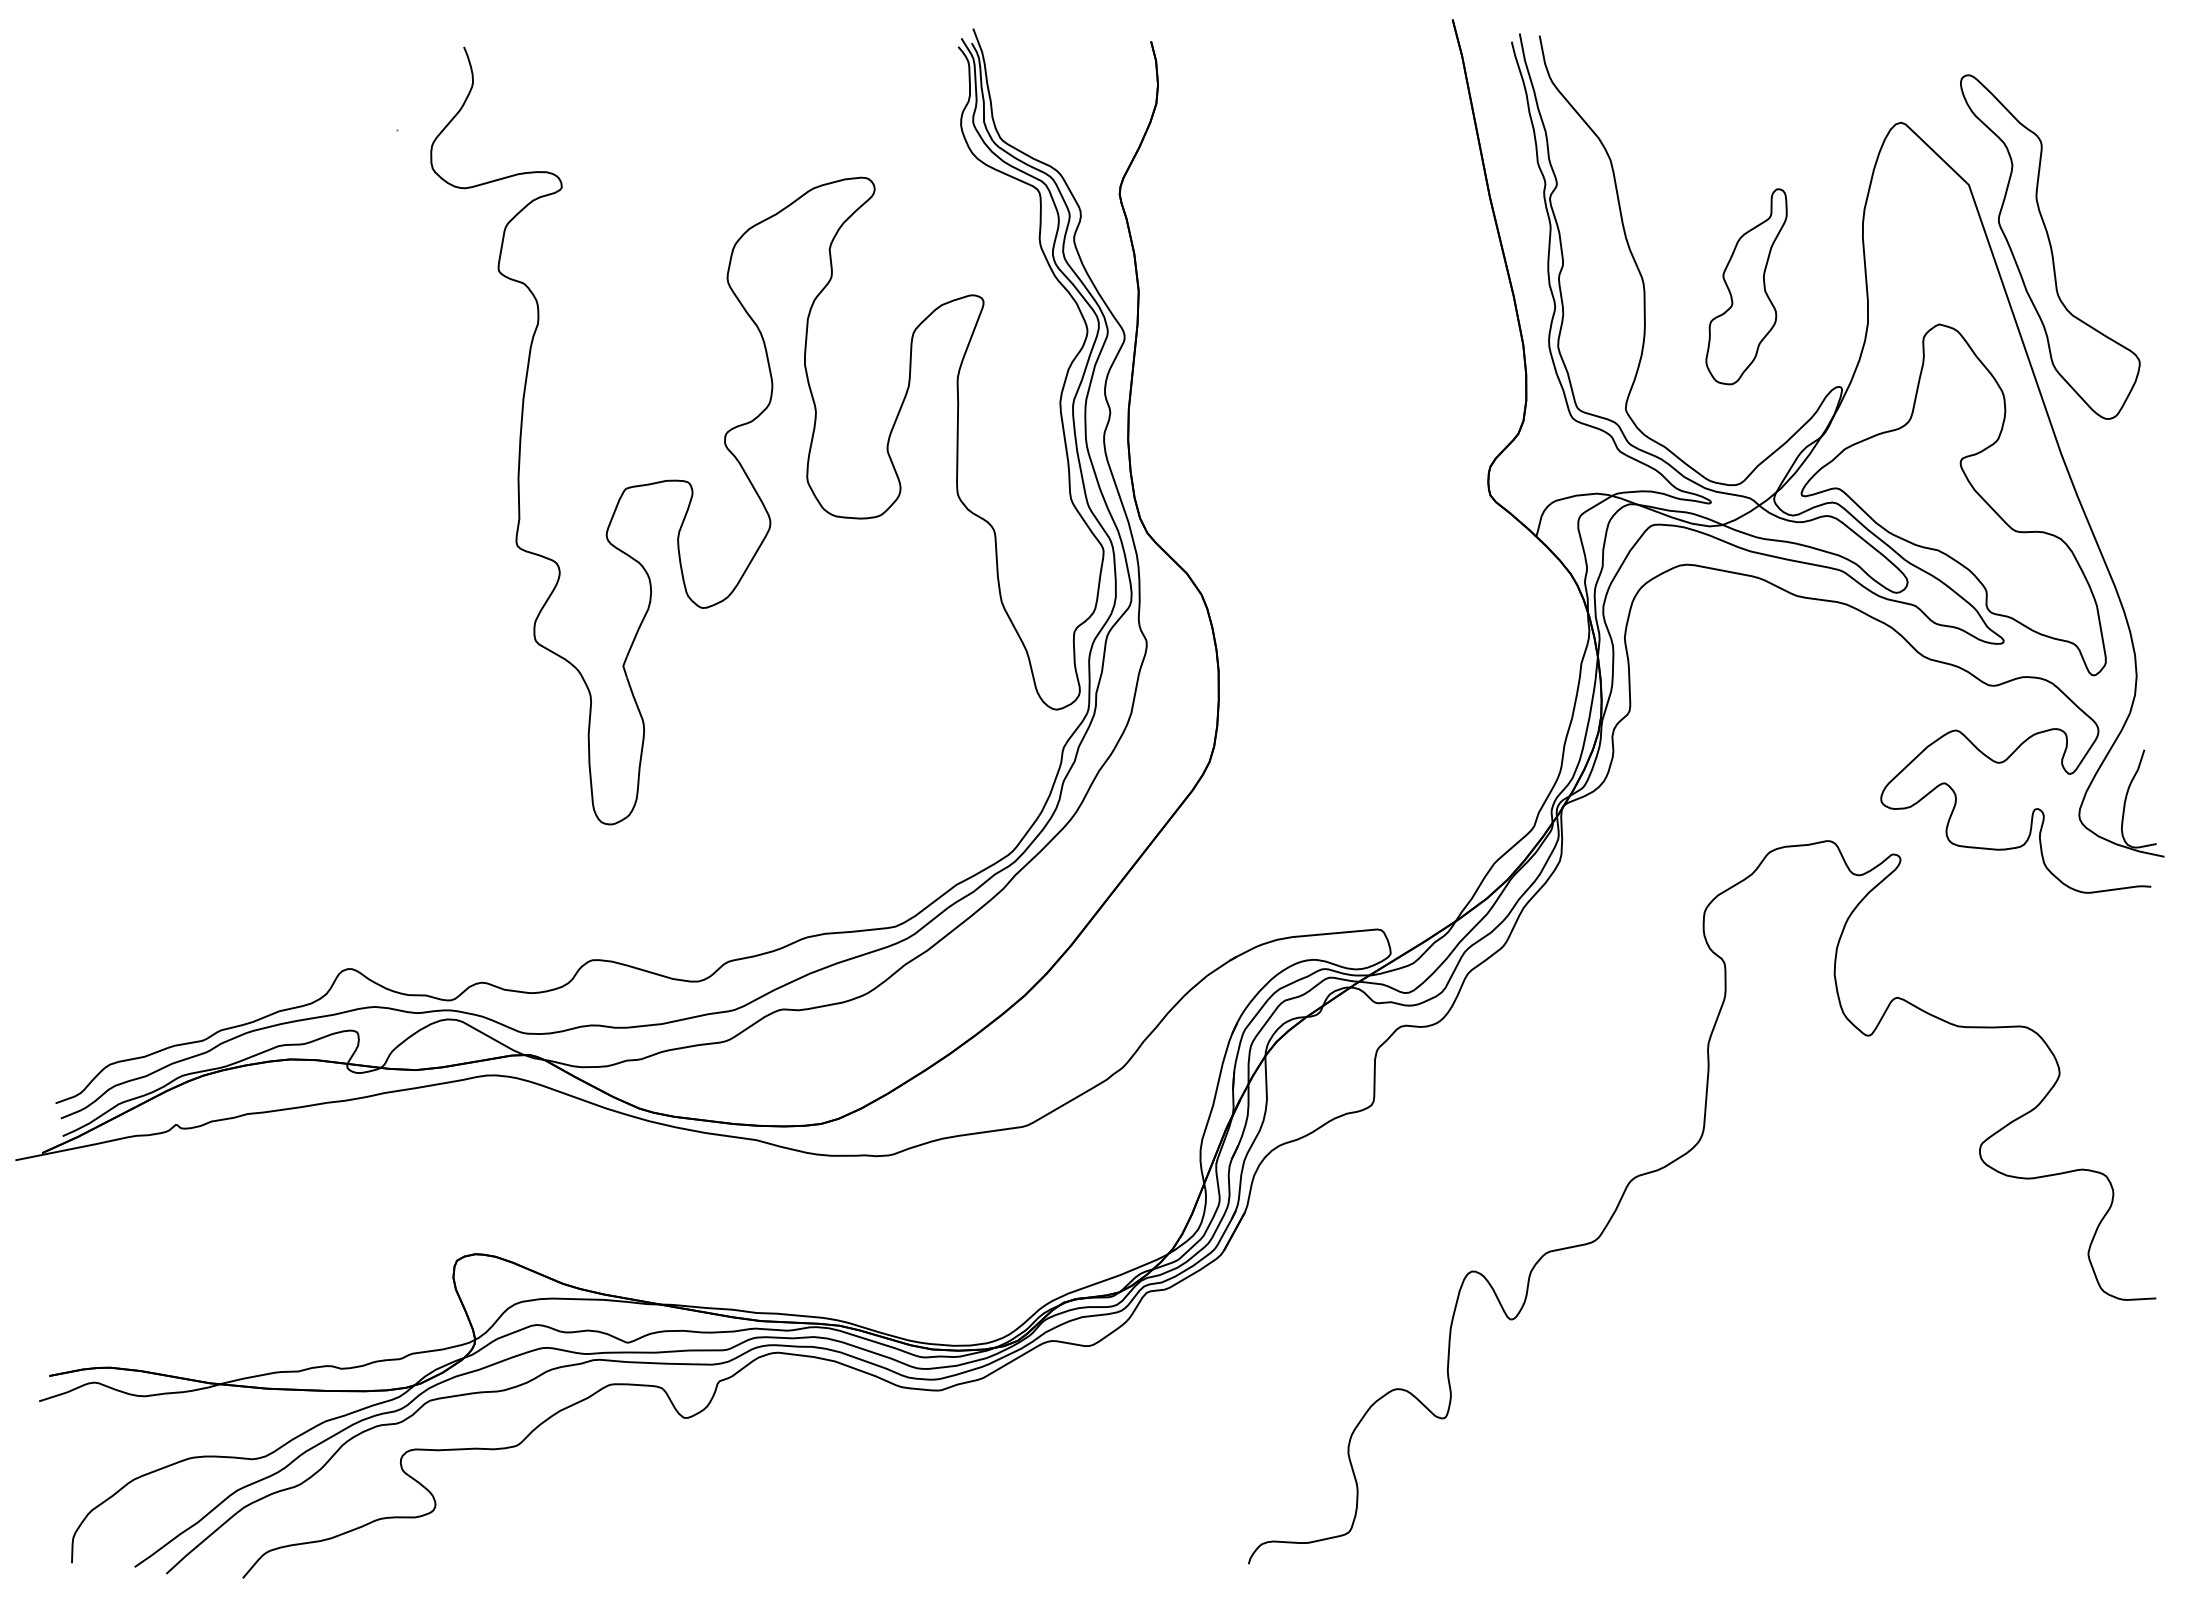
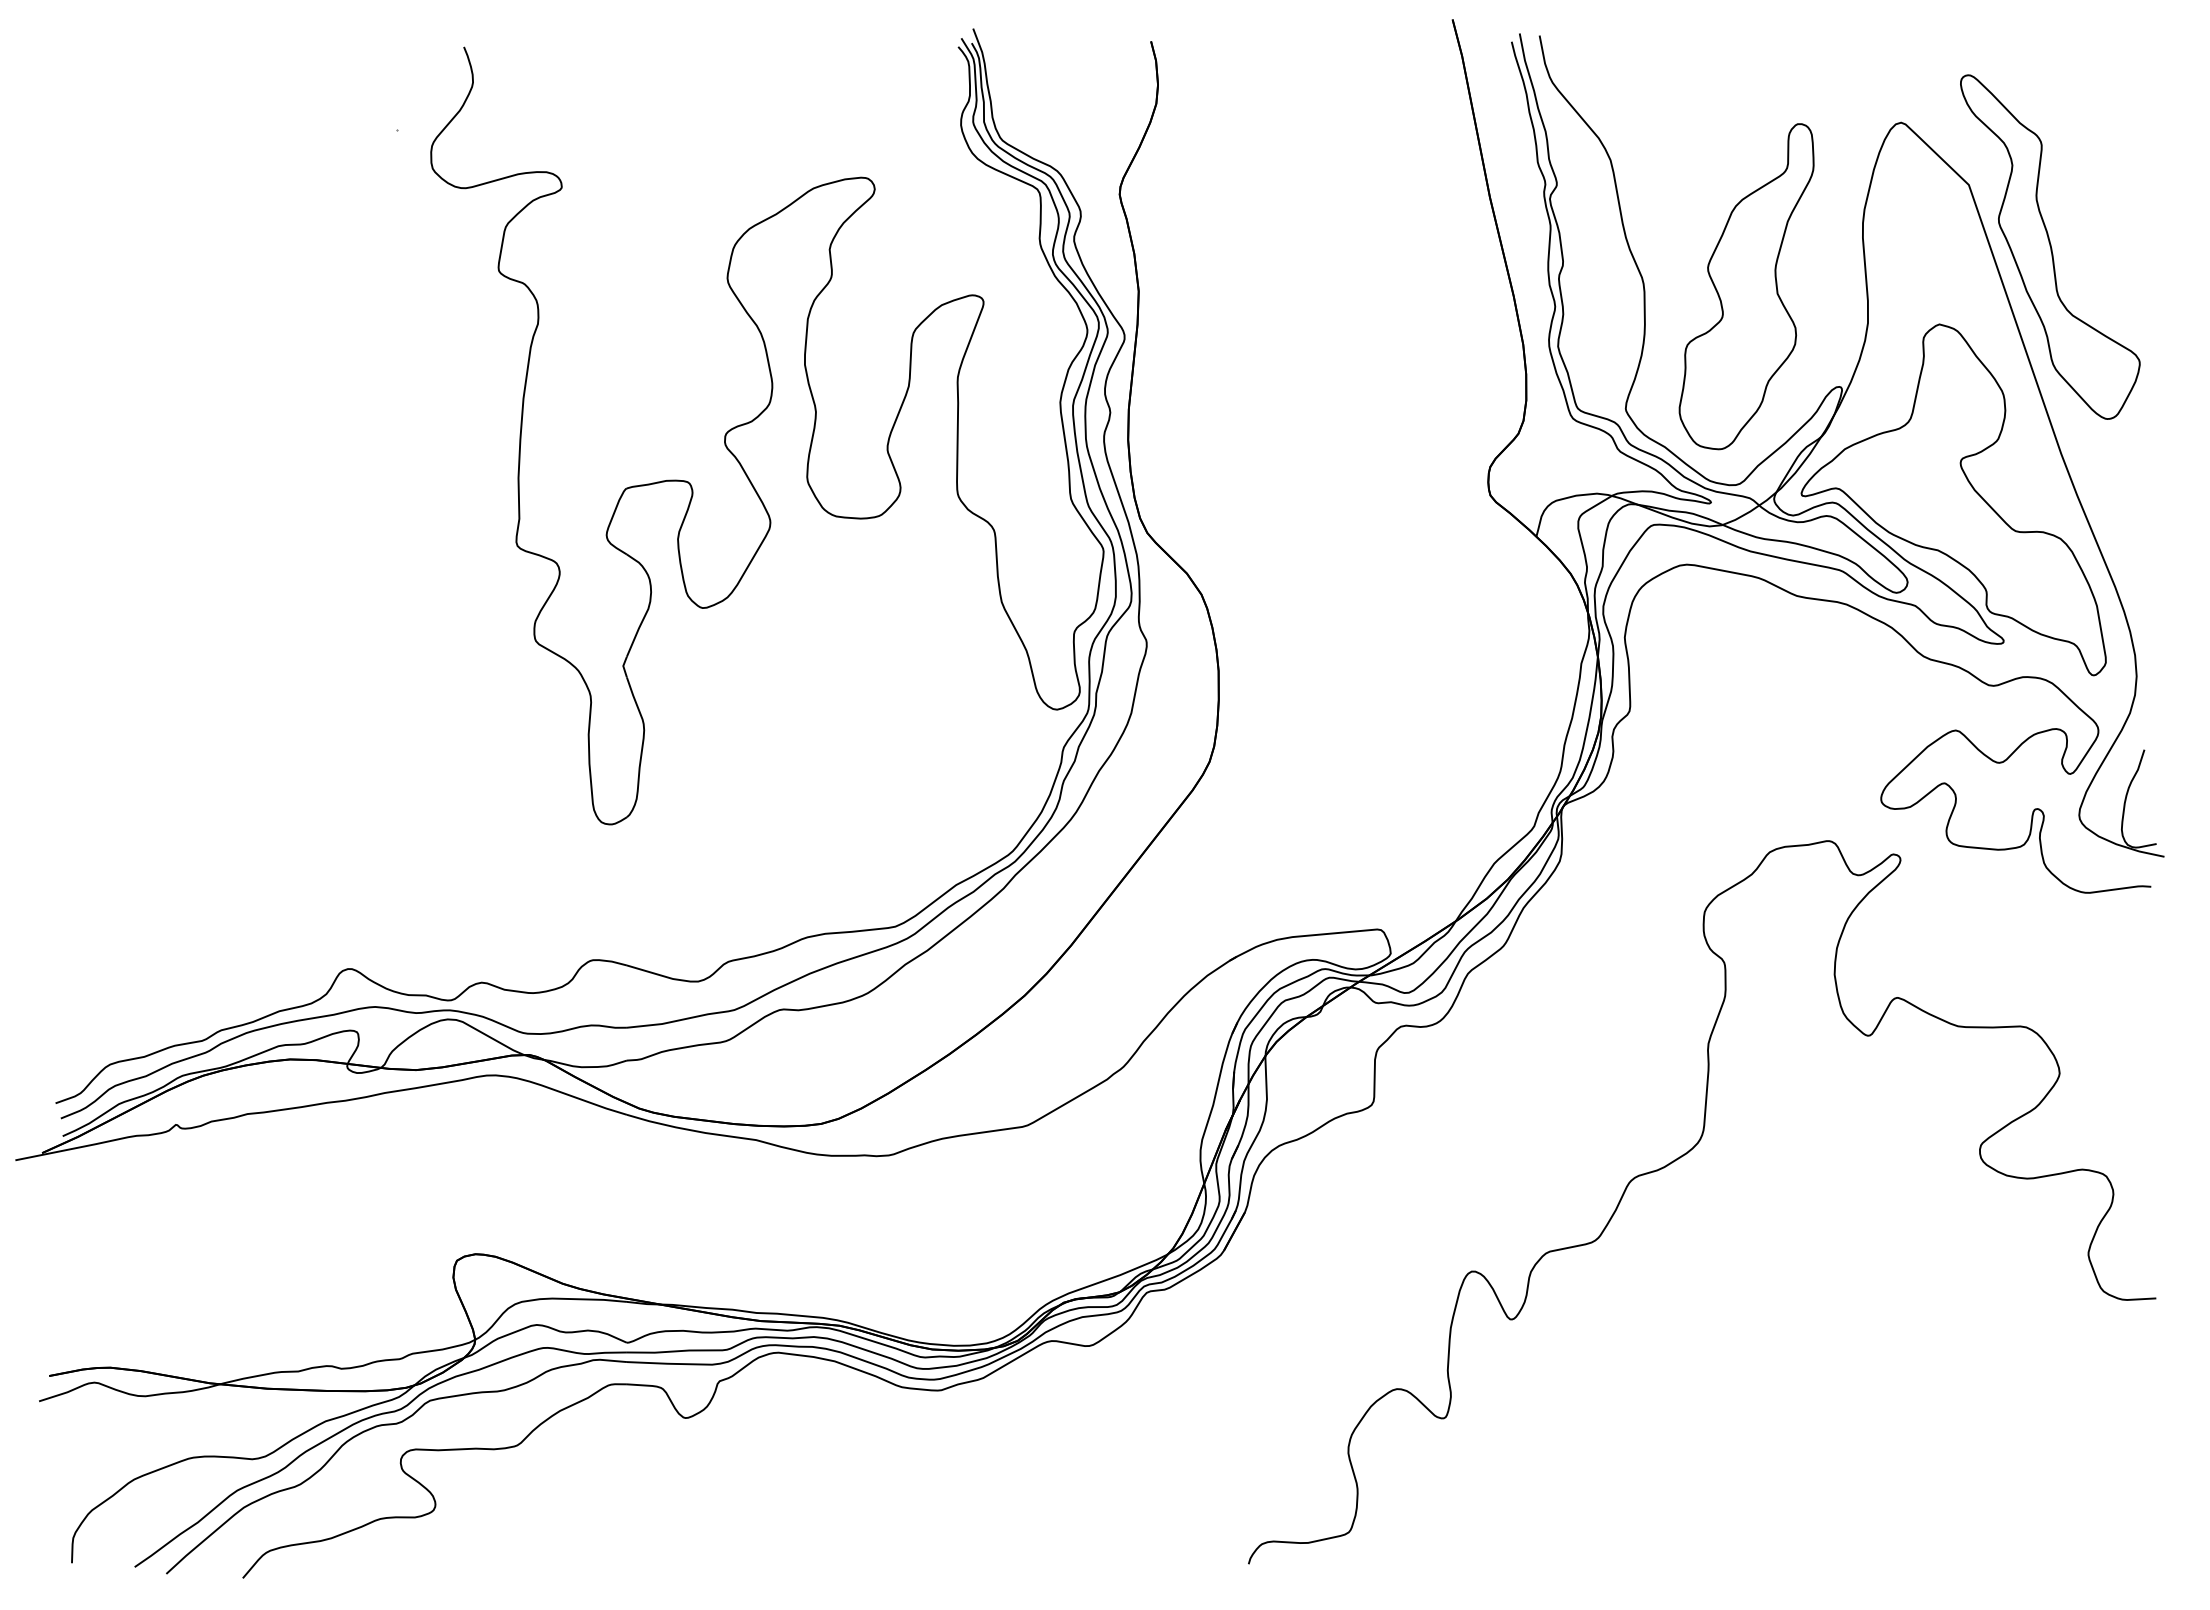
part size: 83x198 px -> 137x328 px (1746, 286)
